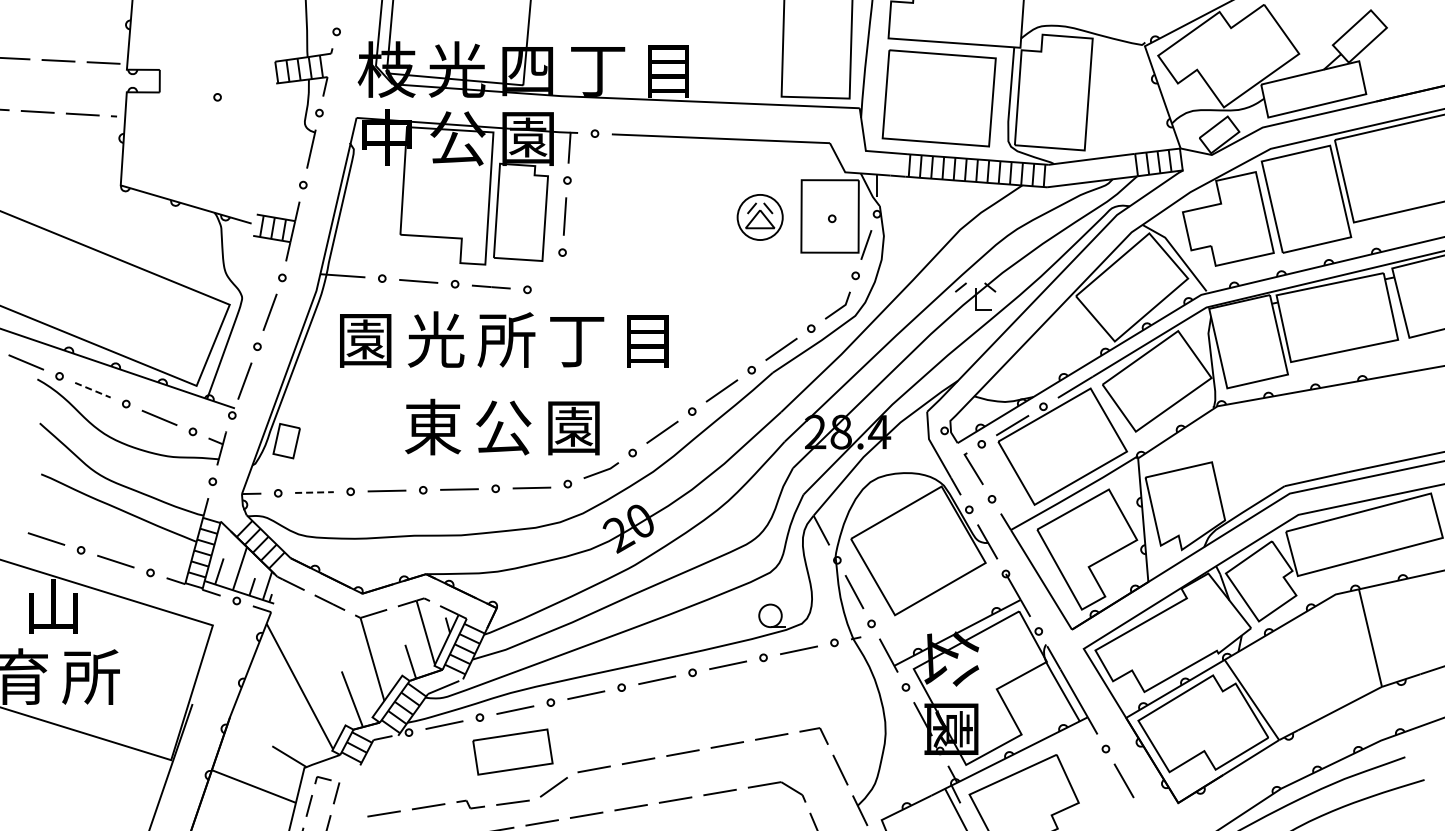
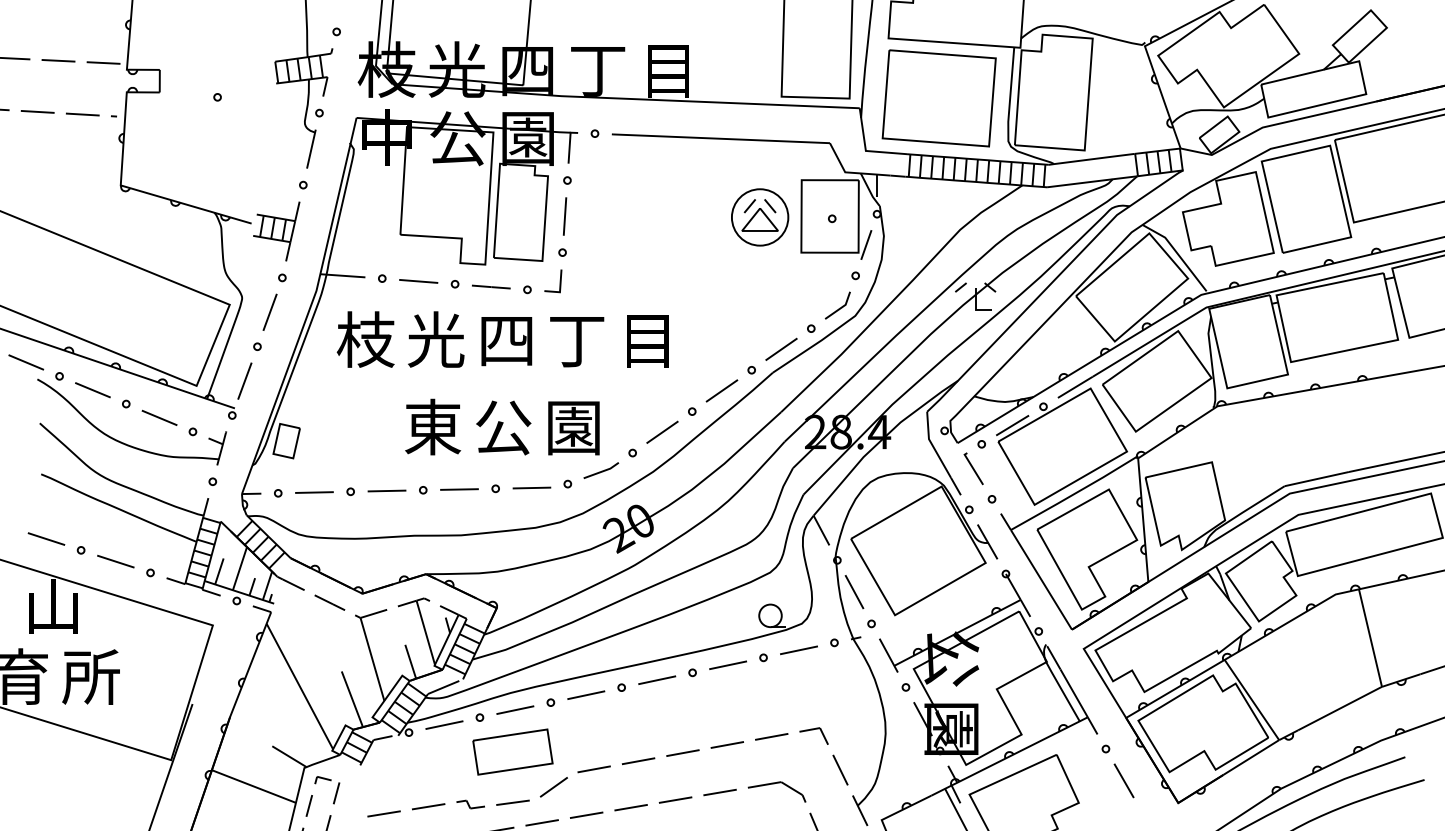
part size: 48x47 px -> 59x59 px (760, 217)
line: none -> present (559, 281)
text: 園 -> 枝 (365, 339)
text: 所 -> 四 (506, 339)
line: dashed -> solid (93, 390)
line: dashed -> solid (314, 492)
